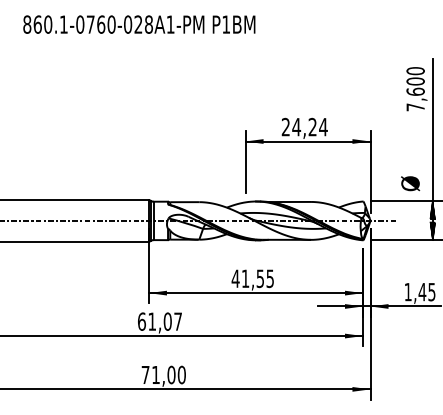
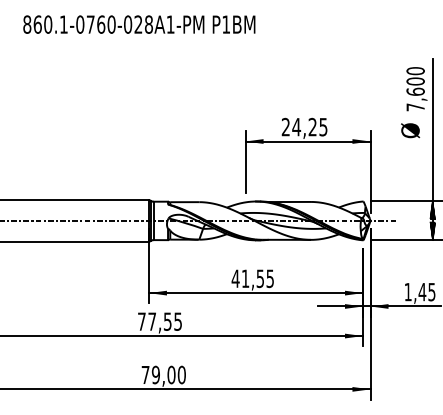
text: 24,24 -> 24,25 (323, 127)
text position: (410, 183) -> (410, 130) (410, 130)
text: 61,07 -> 77,55 (159, 321)
text: 71,00 -> 79,00 (155, 374)
